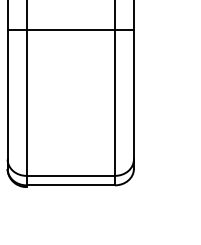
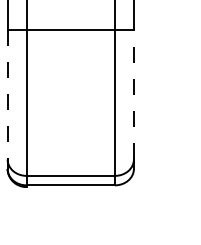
line: solid -> dashed (7, 94)
line: solid -> dashed (133, 94)
